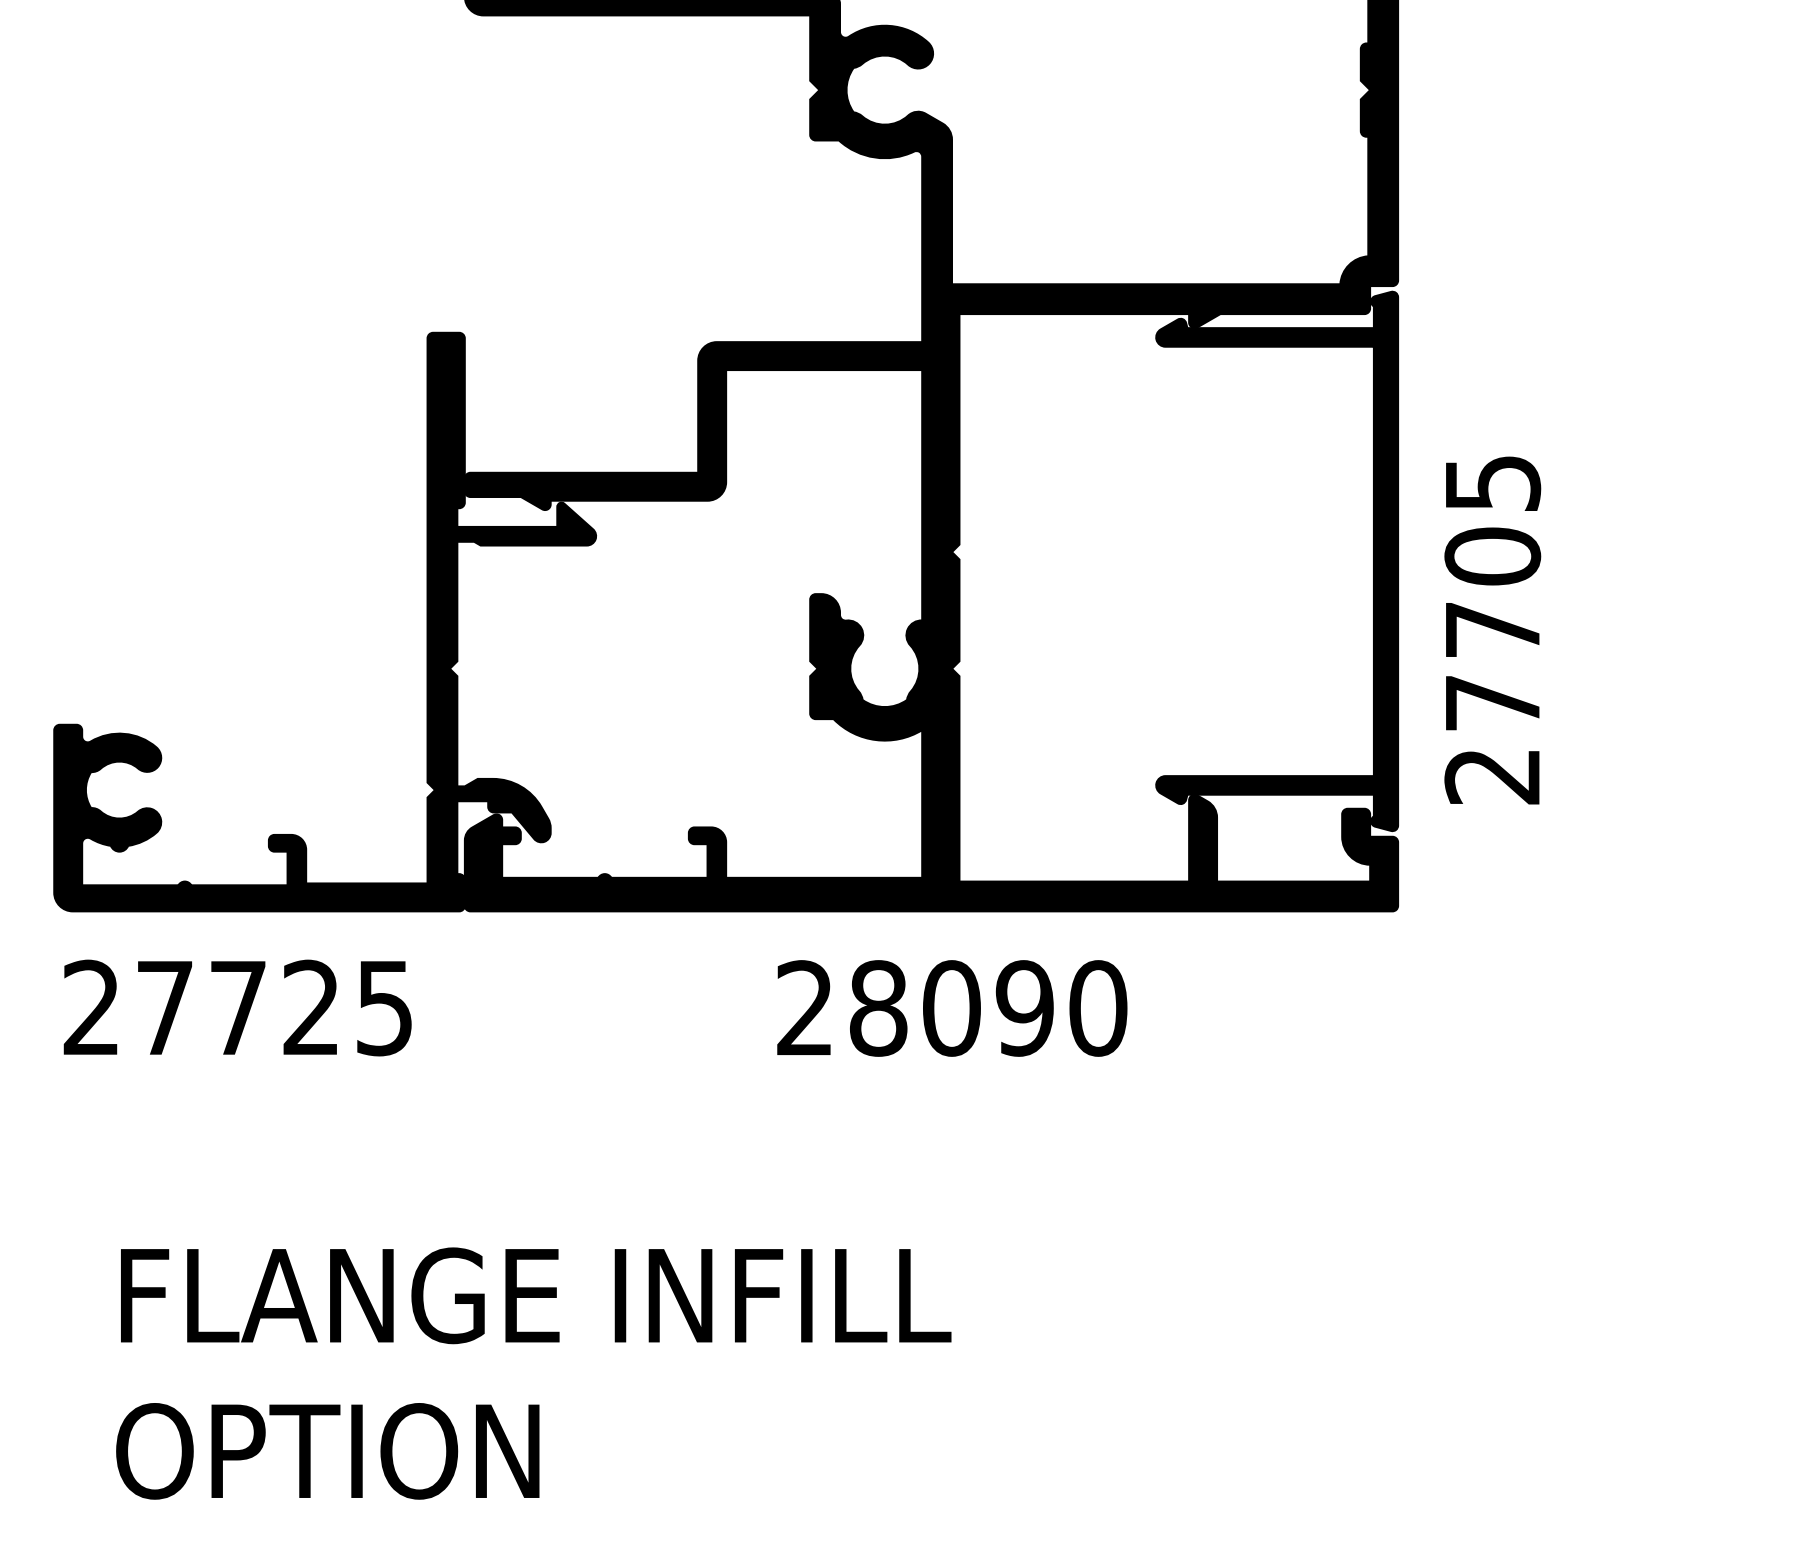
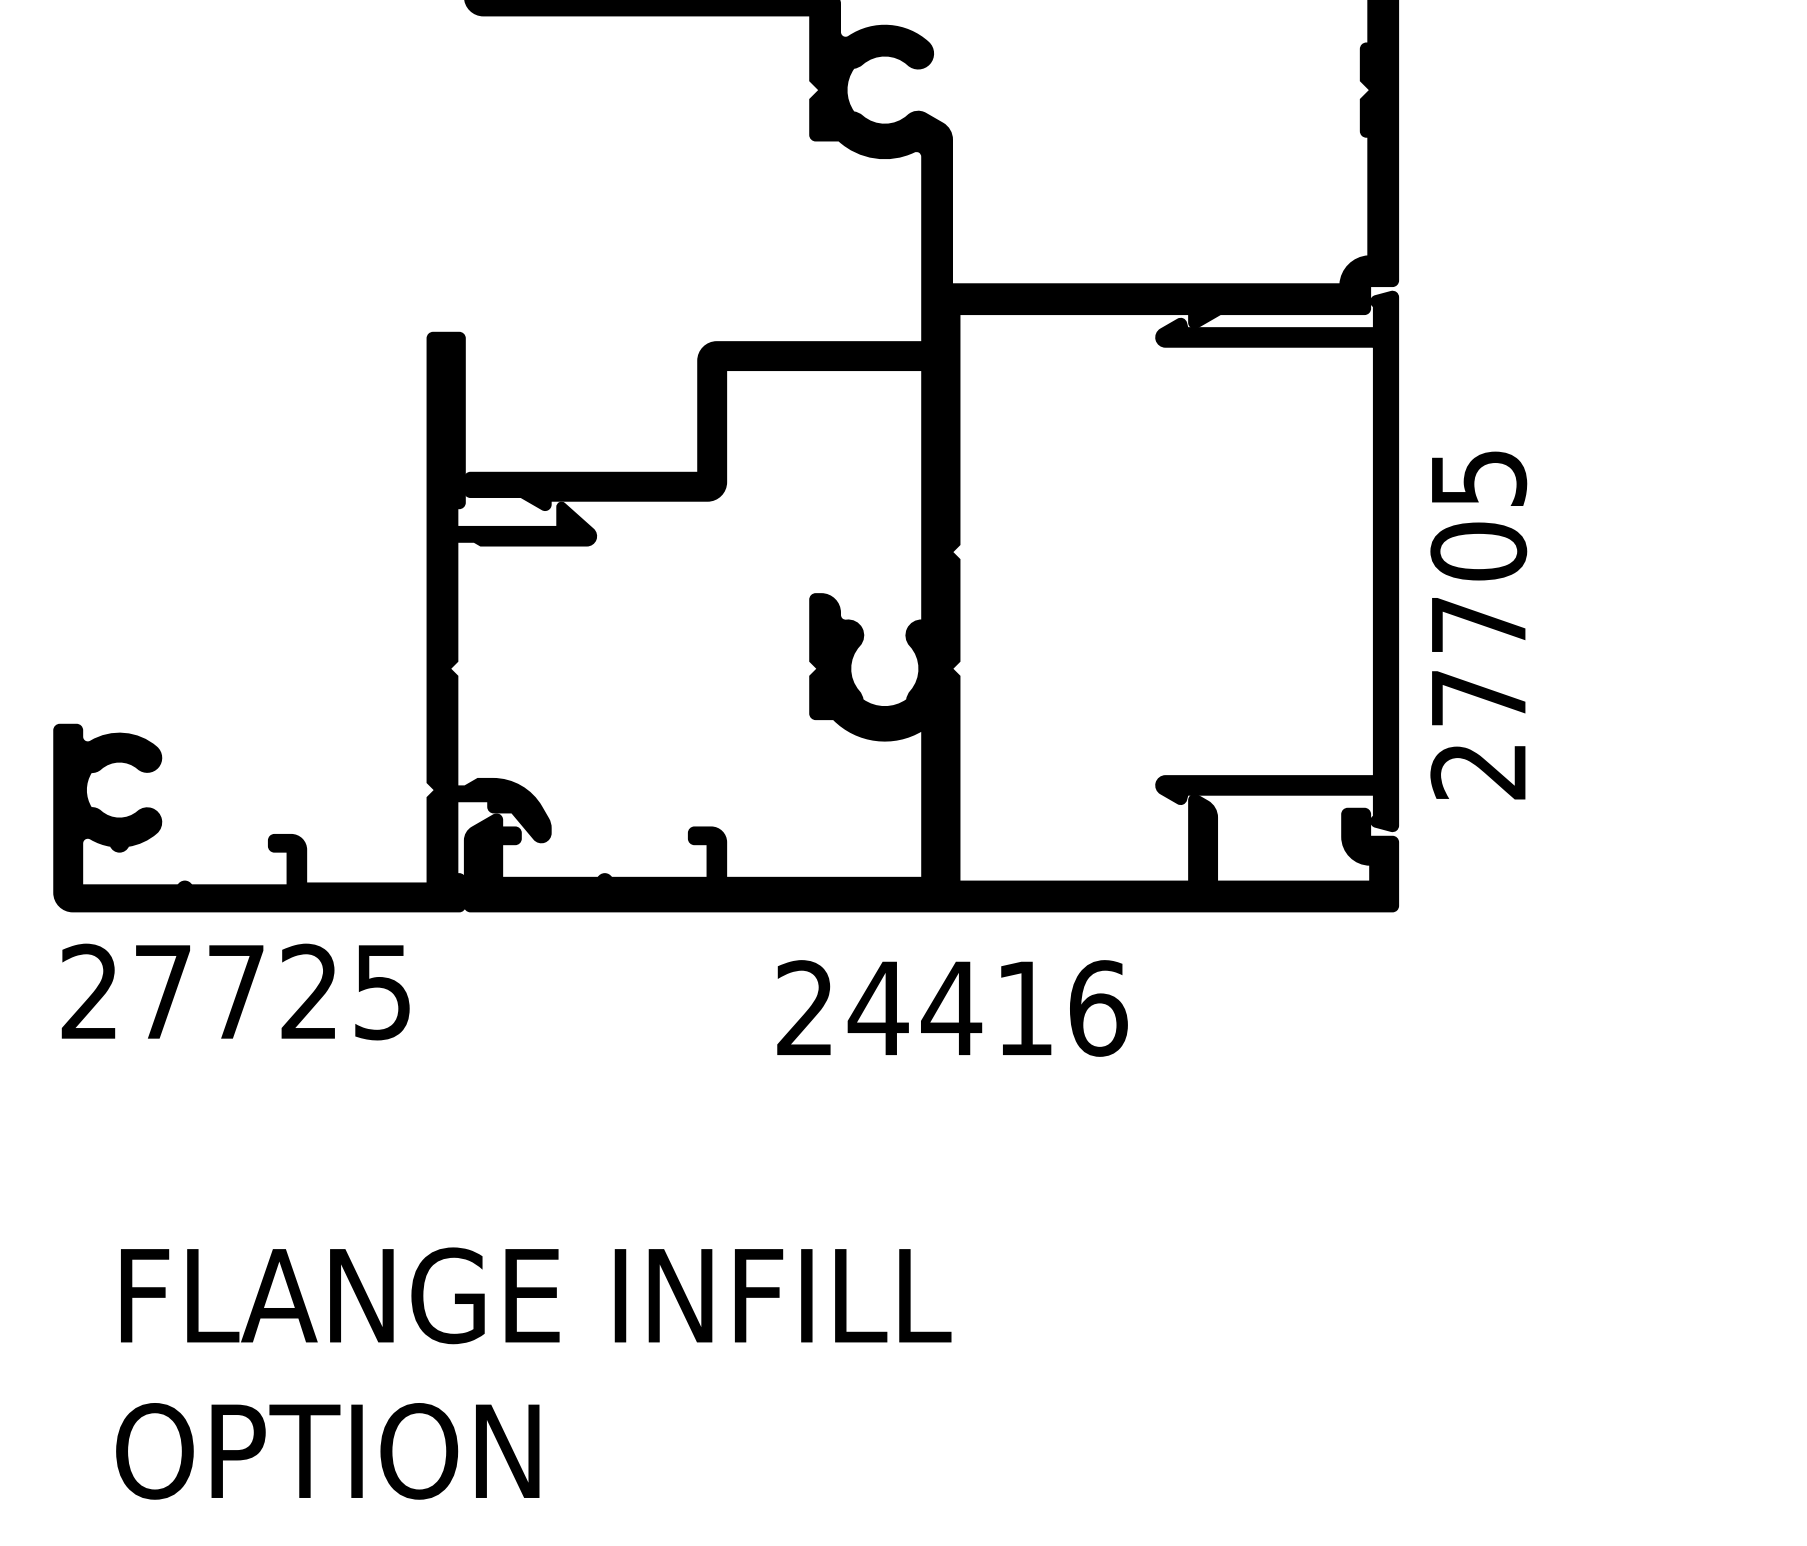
text position: (1492, 630) -> (1478, 625) (1478, 625)
text position: (237, 1007) -> (235, 991) (235, 991)
text: 28090 -> 24416 (987, 1008)
